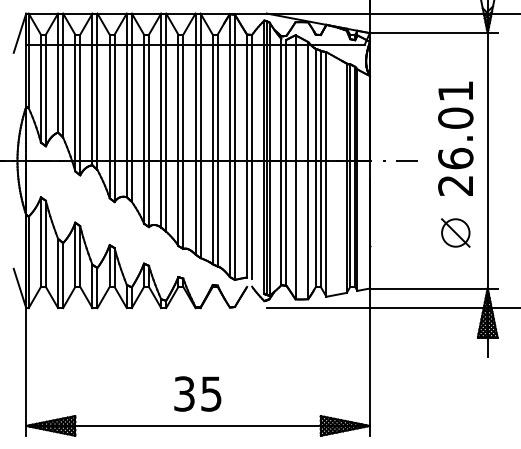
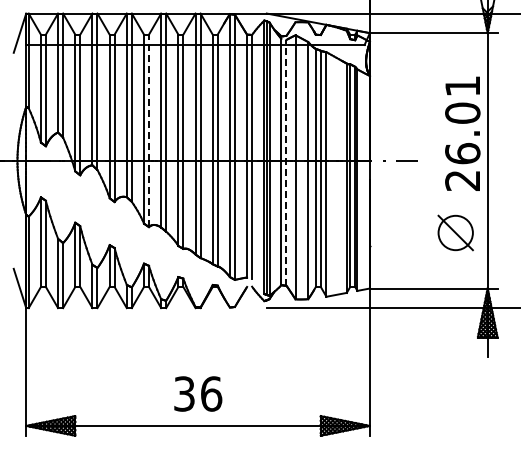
line: solid -> dashed (149, 130)
text position: (455, 138) -> (462, 133) (462, 133)
line: solid -> dashed (286, 162)
part size: 30x30 px -> 37x38 px (455, 232)
text: 35 -> 36 (211, 393)
